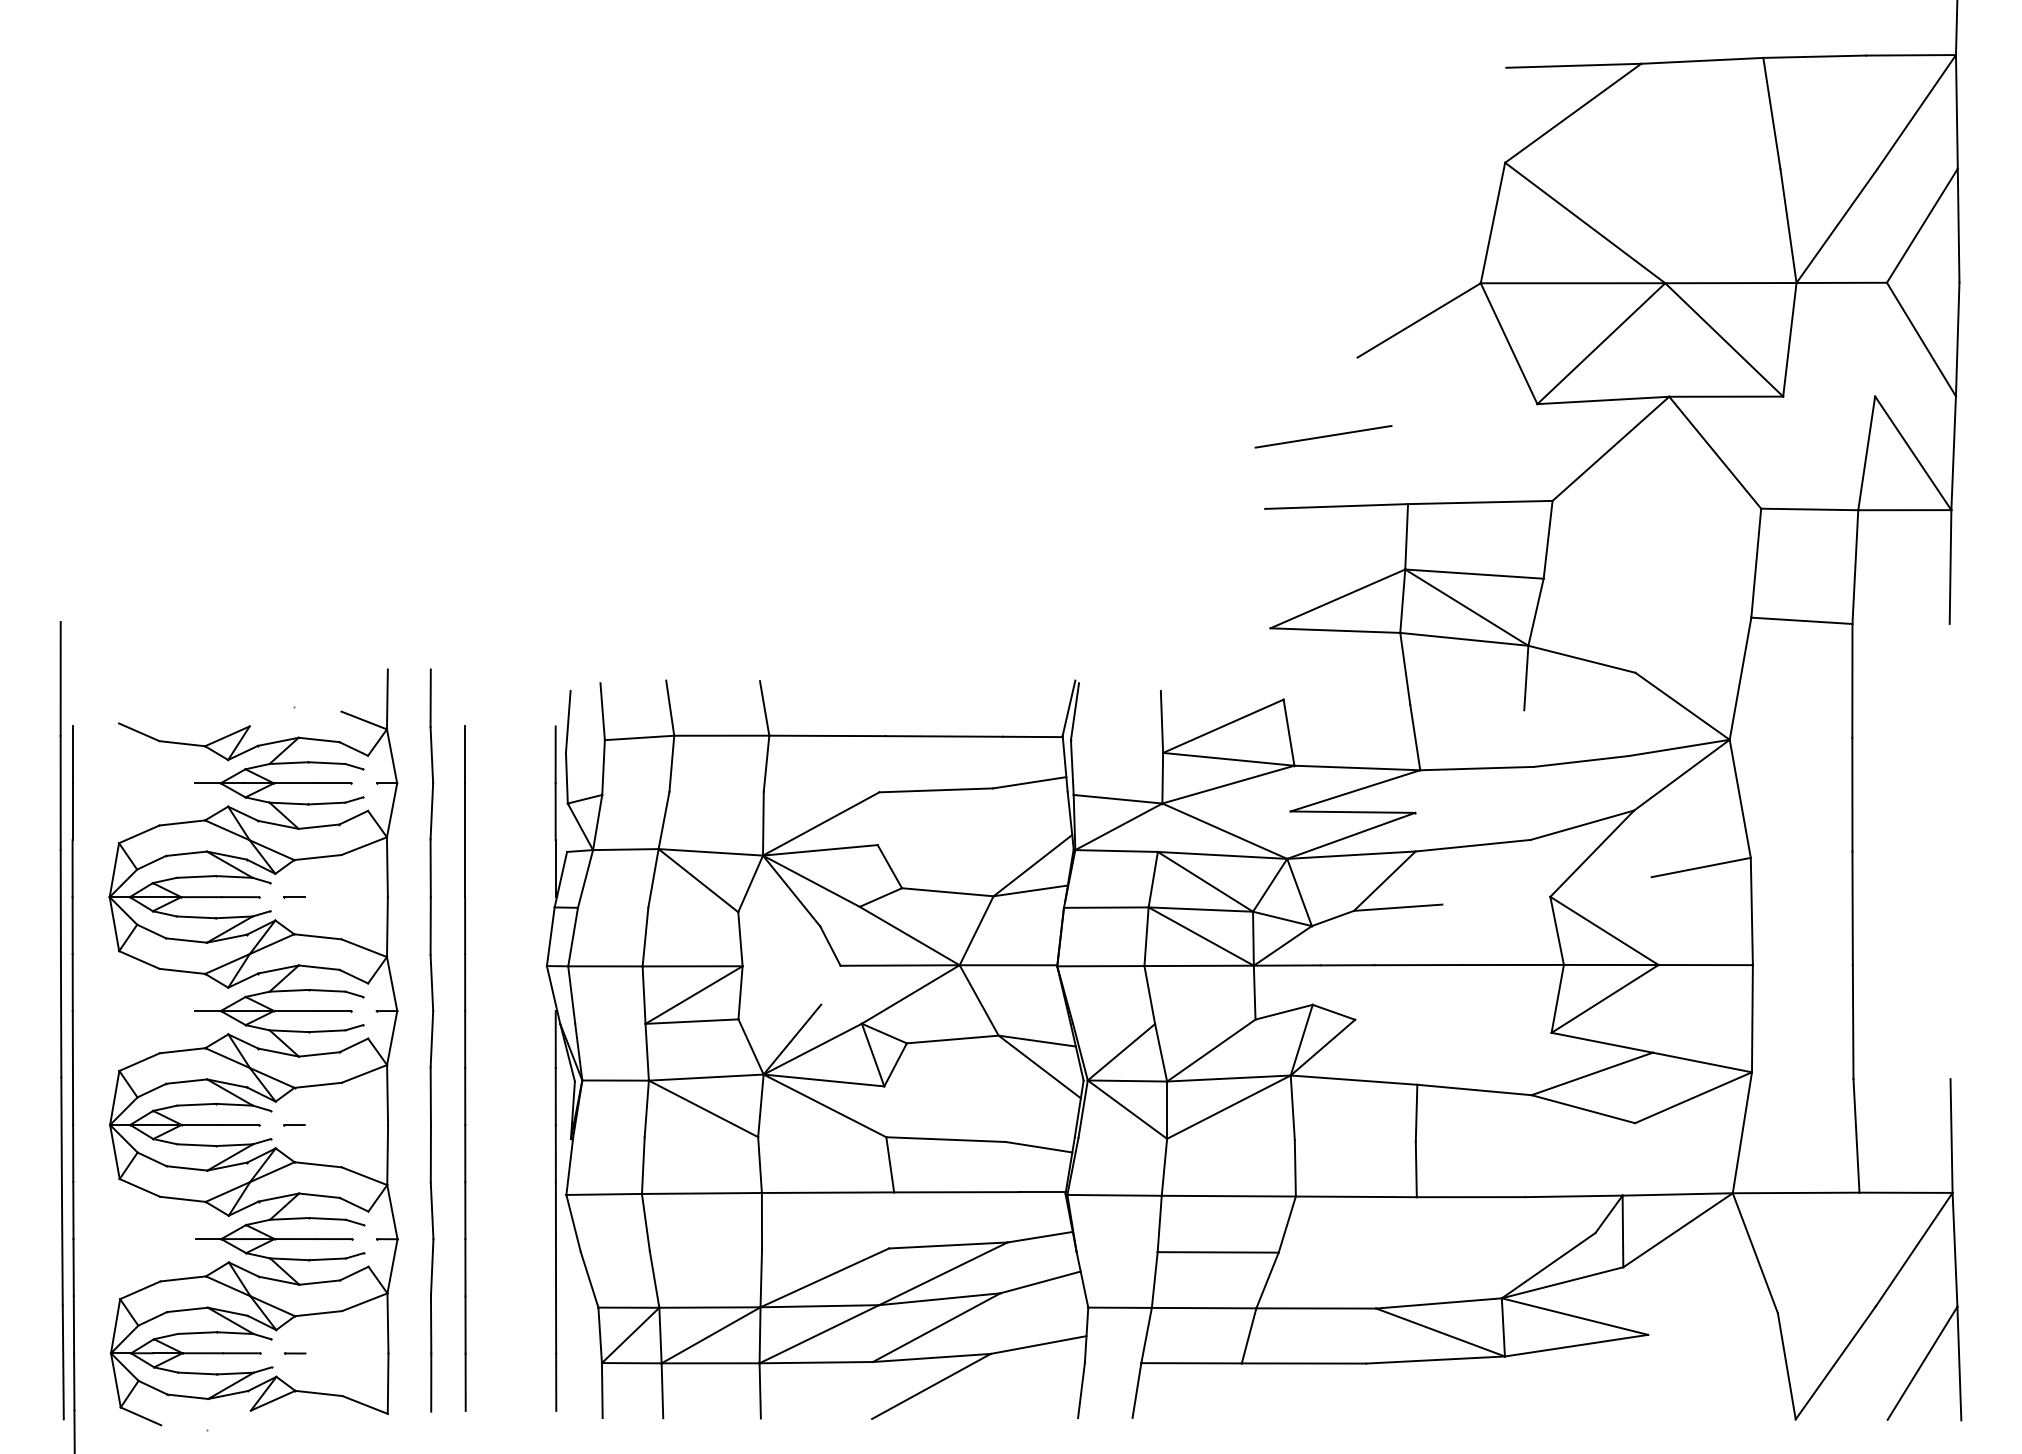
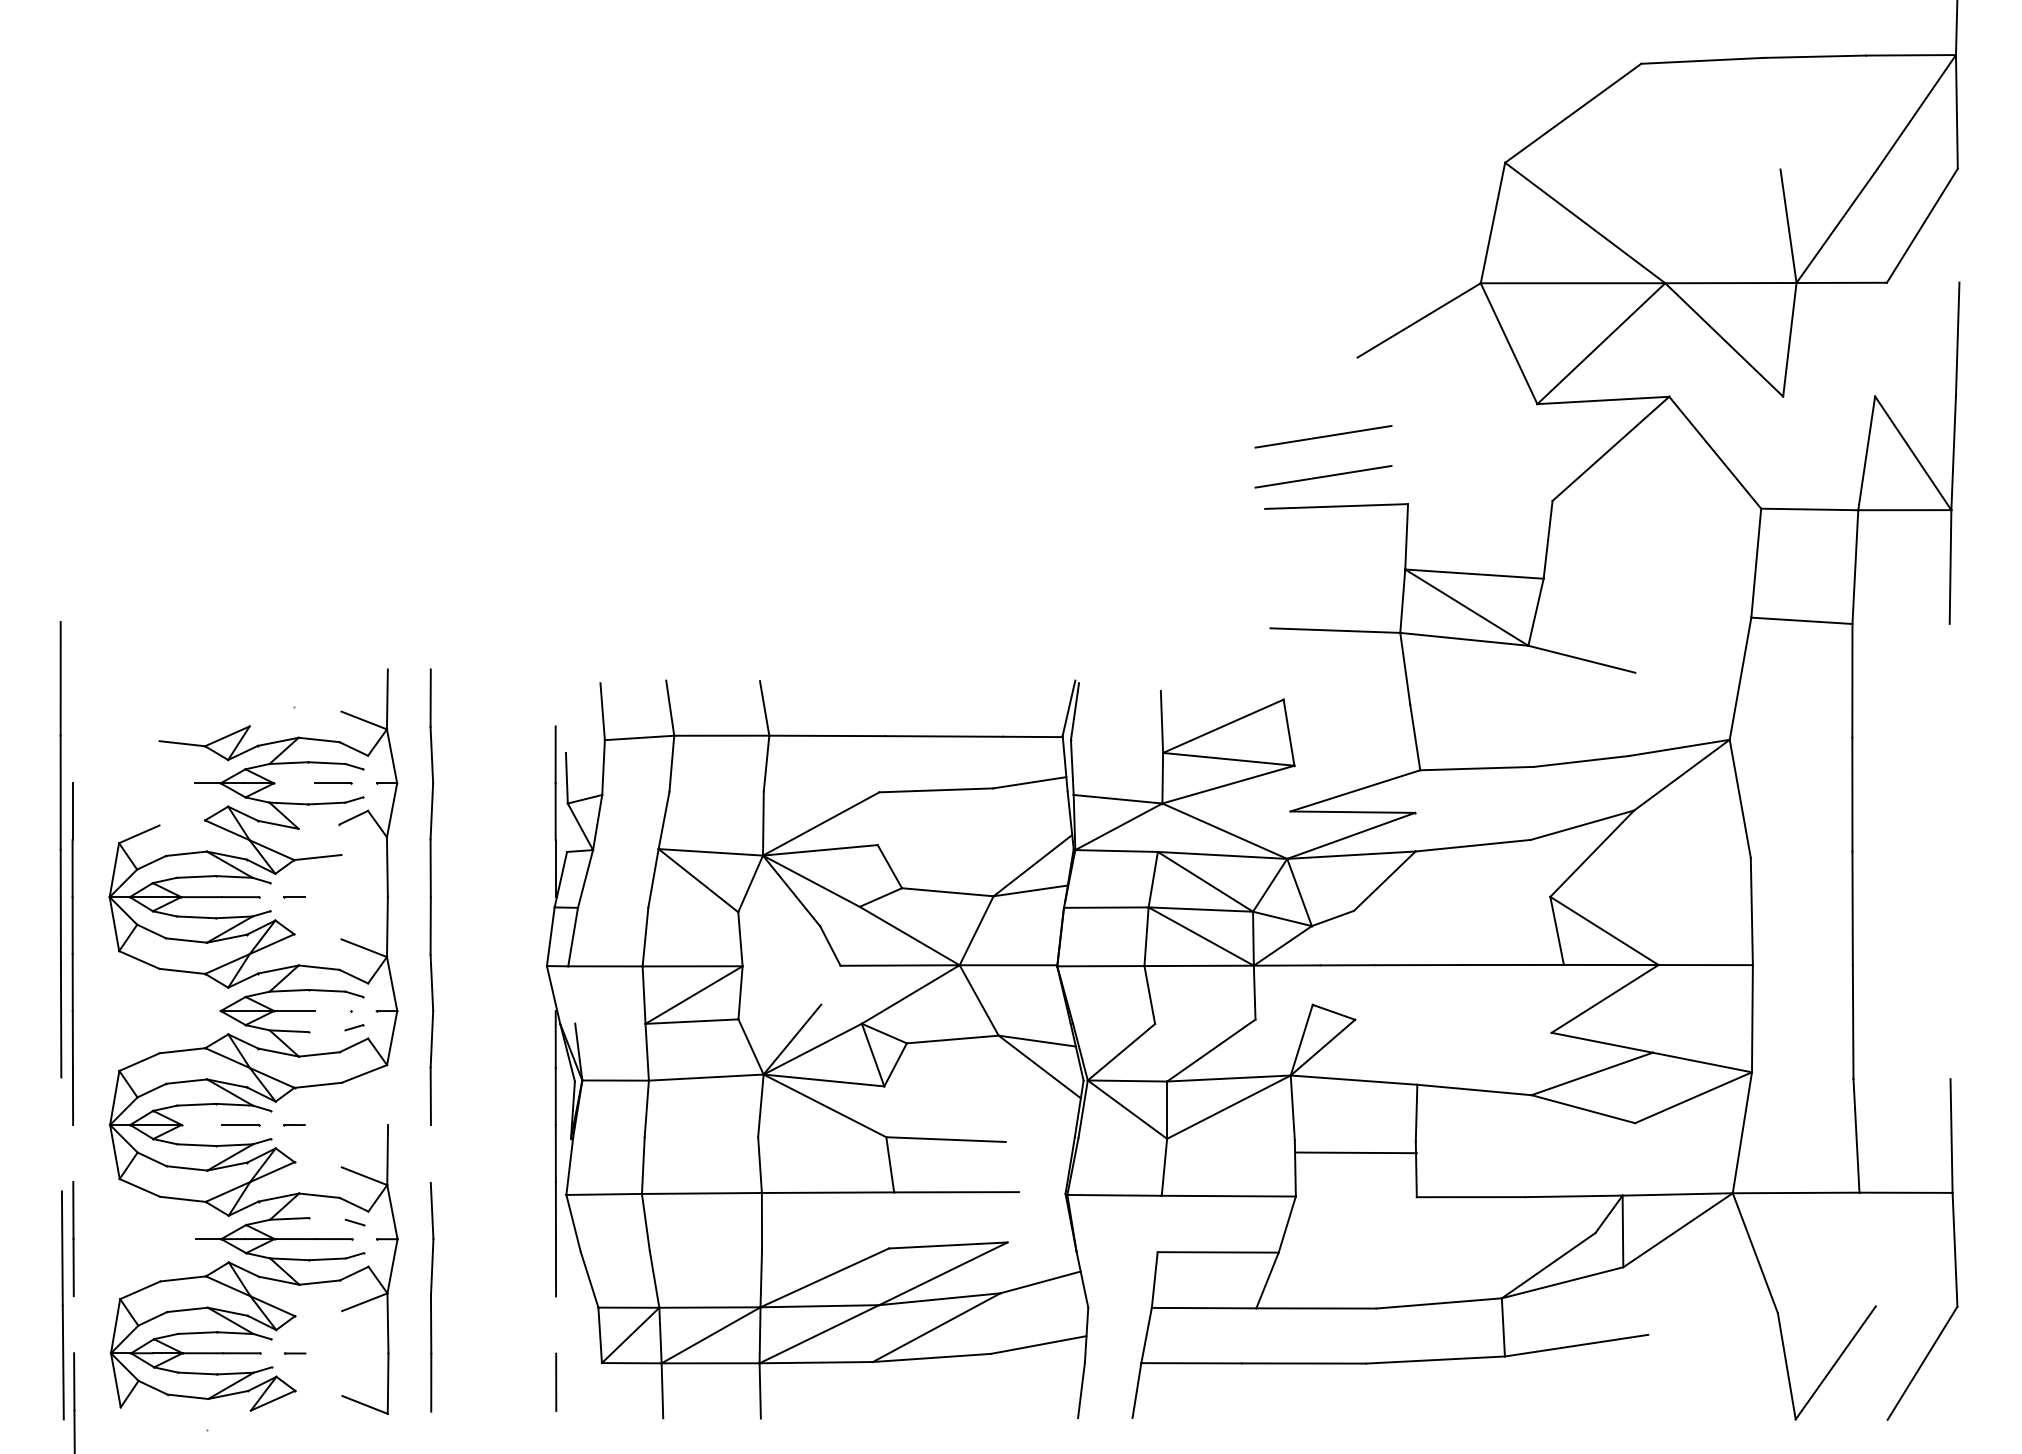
line: present -> none (1573, 65)
line: present -> none (1771, 113)
line: present -> none (1958, 225)
line: present -> none (1920, 339)
line: present -> none (1726, 396)
line: none -> present (1323, 476)
line: present -> none (1480, 502)
line: present -> none (1337, 598)
line: present -> none (1526, 677)
line: present -> none (1682, 705)
line: present -> none (567, 721)
line: present -> none (139, 732)
line: present -> none (72, 754)
line: present -> none (1357, 767)
line: present -> none (293, 783)
line: present -> none (182, 822)
line: present -> none (318, 826)
line: present -> none (363, 846)
line: present -> none (625, 849)
line: present -> none (1700, 867)
line: present -> none (1398, 907)
line: present -> none (317, 936)
line: present -> none (571, 994)
line: present -> none (1557, 998)
line: present -> none (207, 1011)
line: present -> none (332, 1011)
line: present -> none (1283, 1011)
line: present -> none (326, 1031)
line: present -> none (1161, 1052)
line: present -> none (465, 1068)
line: present -> none (387, 1095)
line: present -> none (703, 1108)
line: present -> none (201, 1124)
line: present -> none (61, 1134)
line: present -> none (1038, 1146)
line: present -> none (73, 1153)
line: present -> none (430, 1153)
line: present -> none (317, 1164)
line: present -> none (1041, 1192)
line position: (1355, 1196) -> (1355, 1152) (1355, 1152)
line: present -> none (326, 1218)
line: present -> none (1159, 1223)
line: present -> none (1039, 1236)
line: present -> none (1913, 1249)
line: present -> none (1119, 1307)
line: present -> none (318, 1313)
line: present -> none (1574, 1316)
line: present -> none (73, 1324)
line: present -> none (556, 1324)
line: present -> none (1440, 1332)
line: present -> none (1248, 1335)
line: present -> none (1959, 1363)
line: present -> none (931, 1386)
line: present -> none (601, 1390)
line: present -> none (318, 1393)
line: present -> none (140, 1416)
